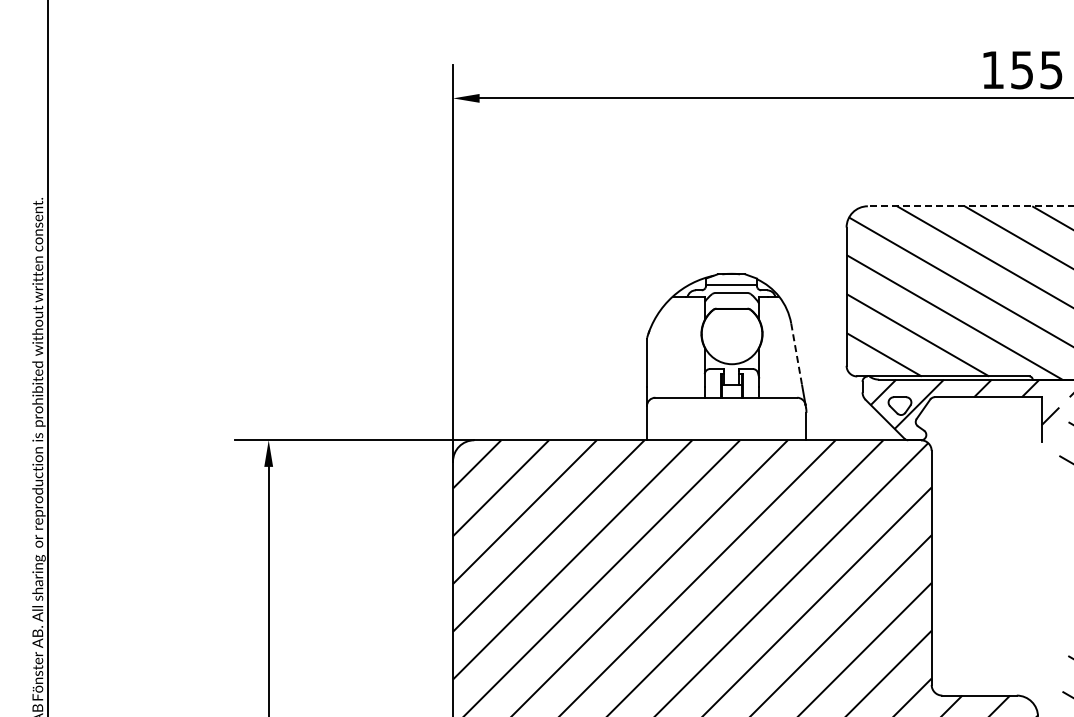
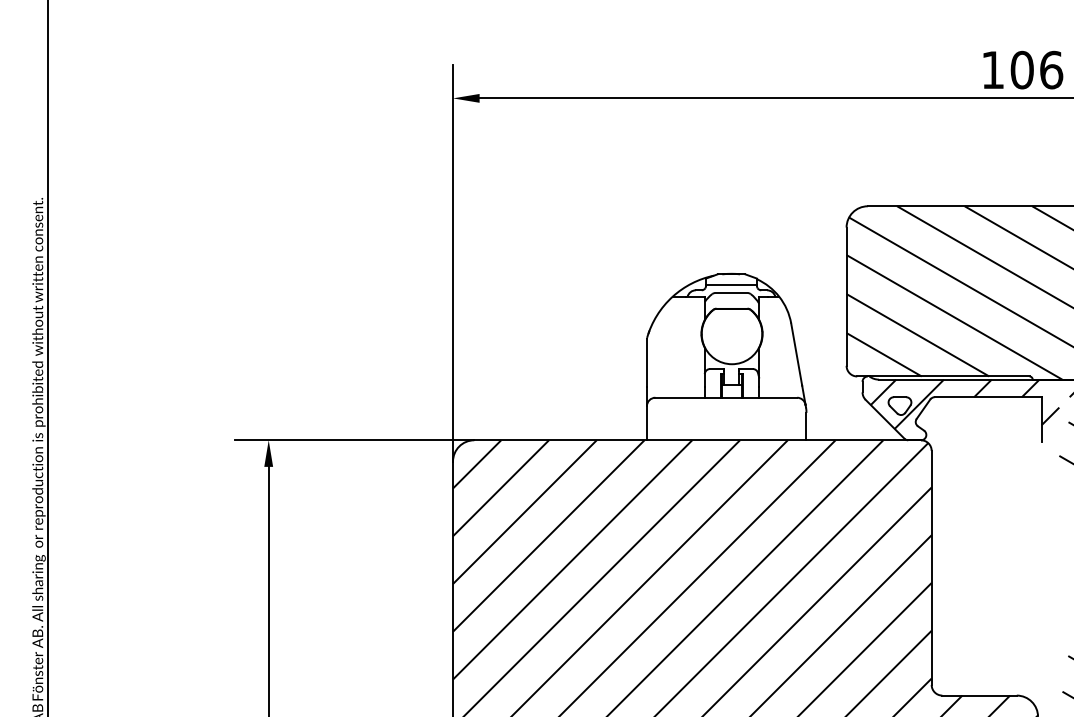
text: 155 -> 106 (1036, 69)
line: dashed -> solid (970, 206)
line: dashed -> solid (796, 354)
